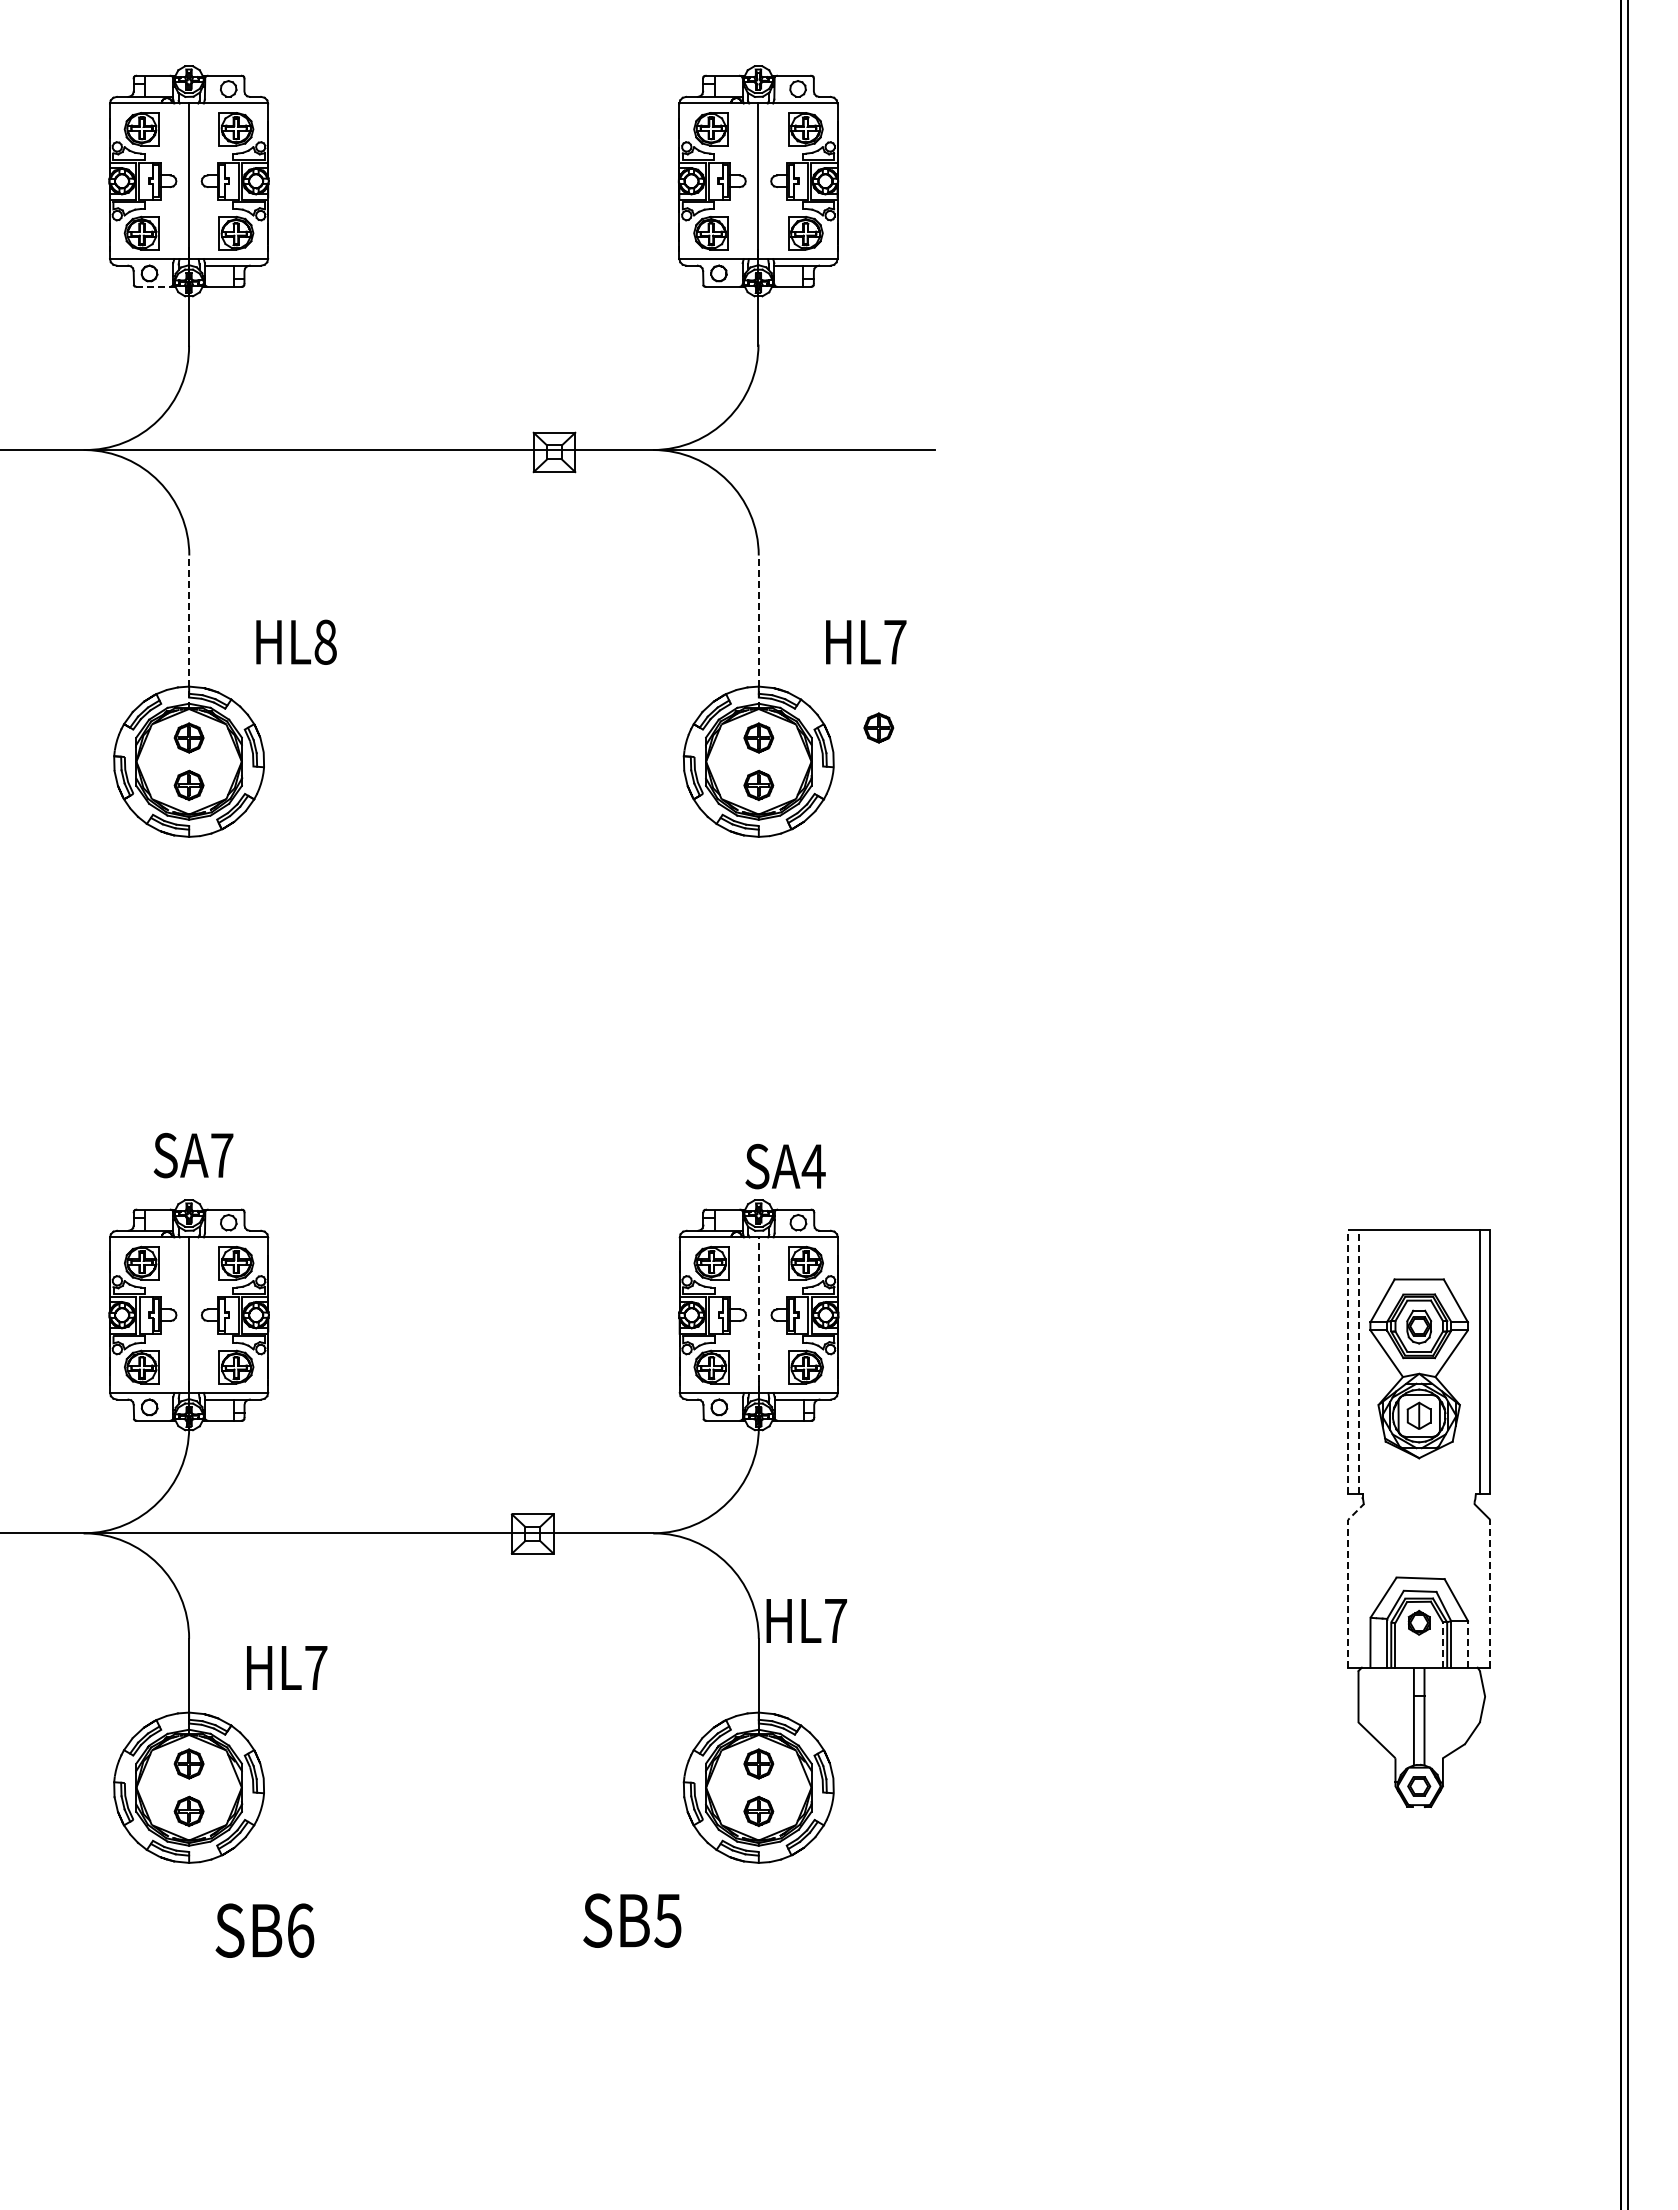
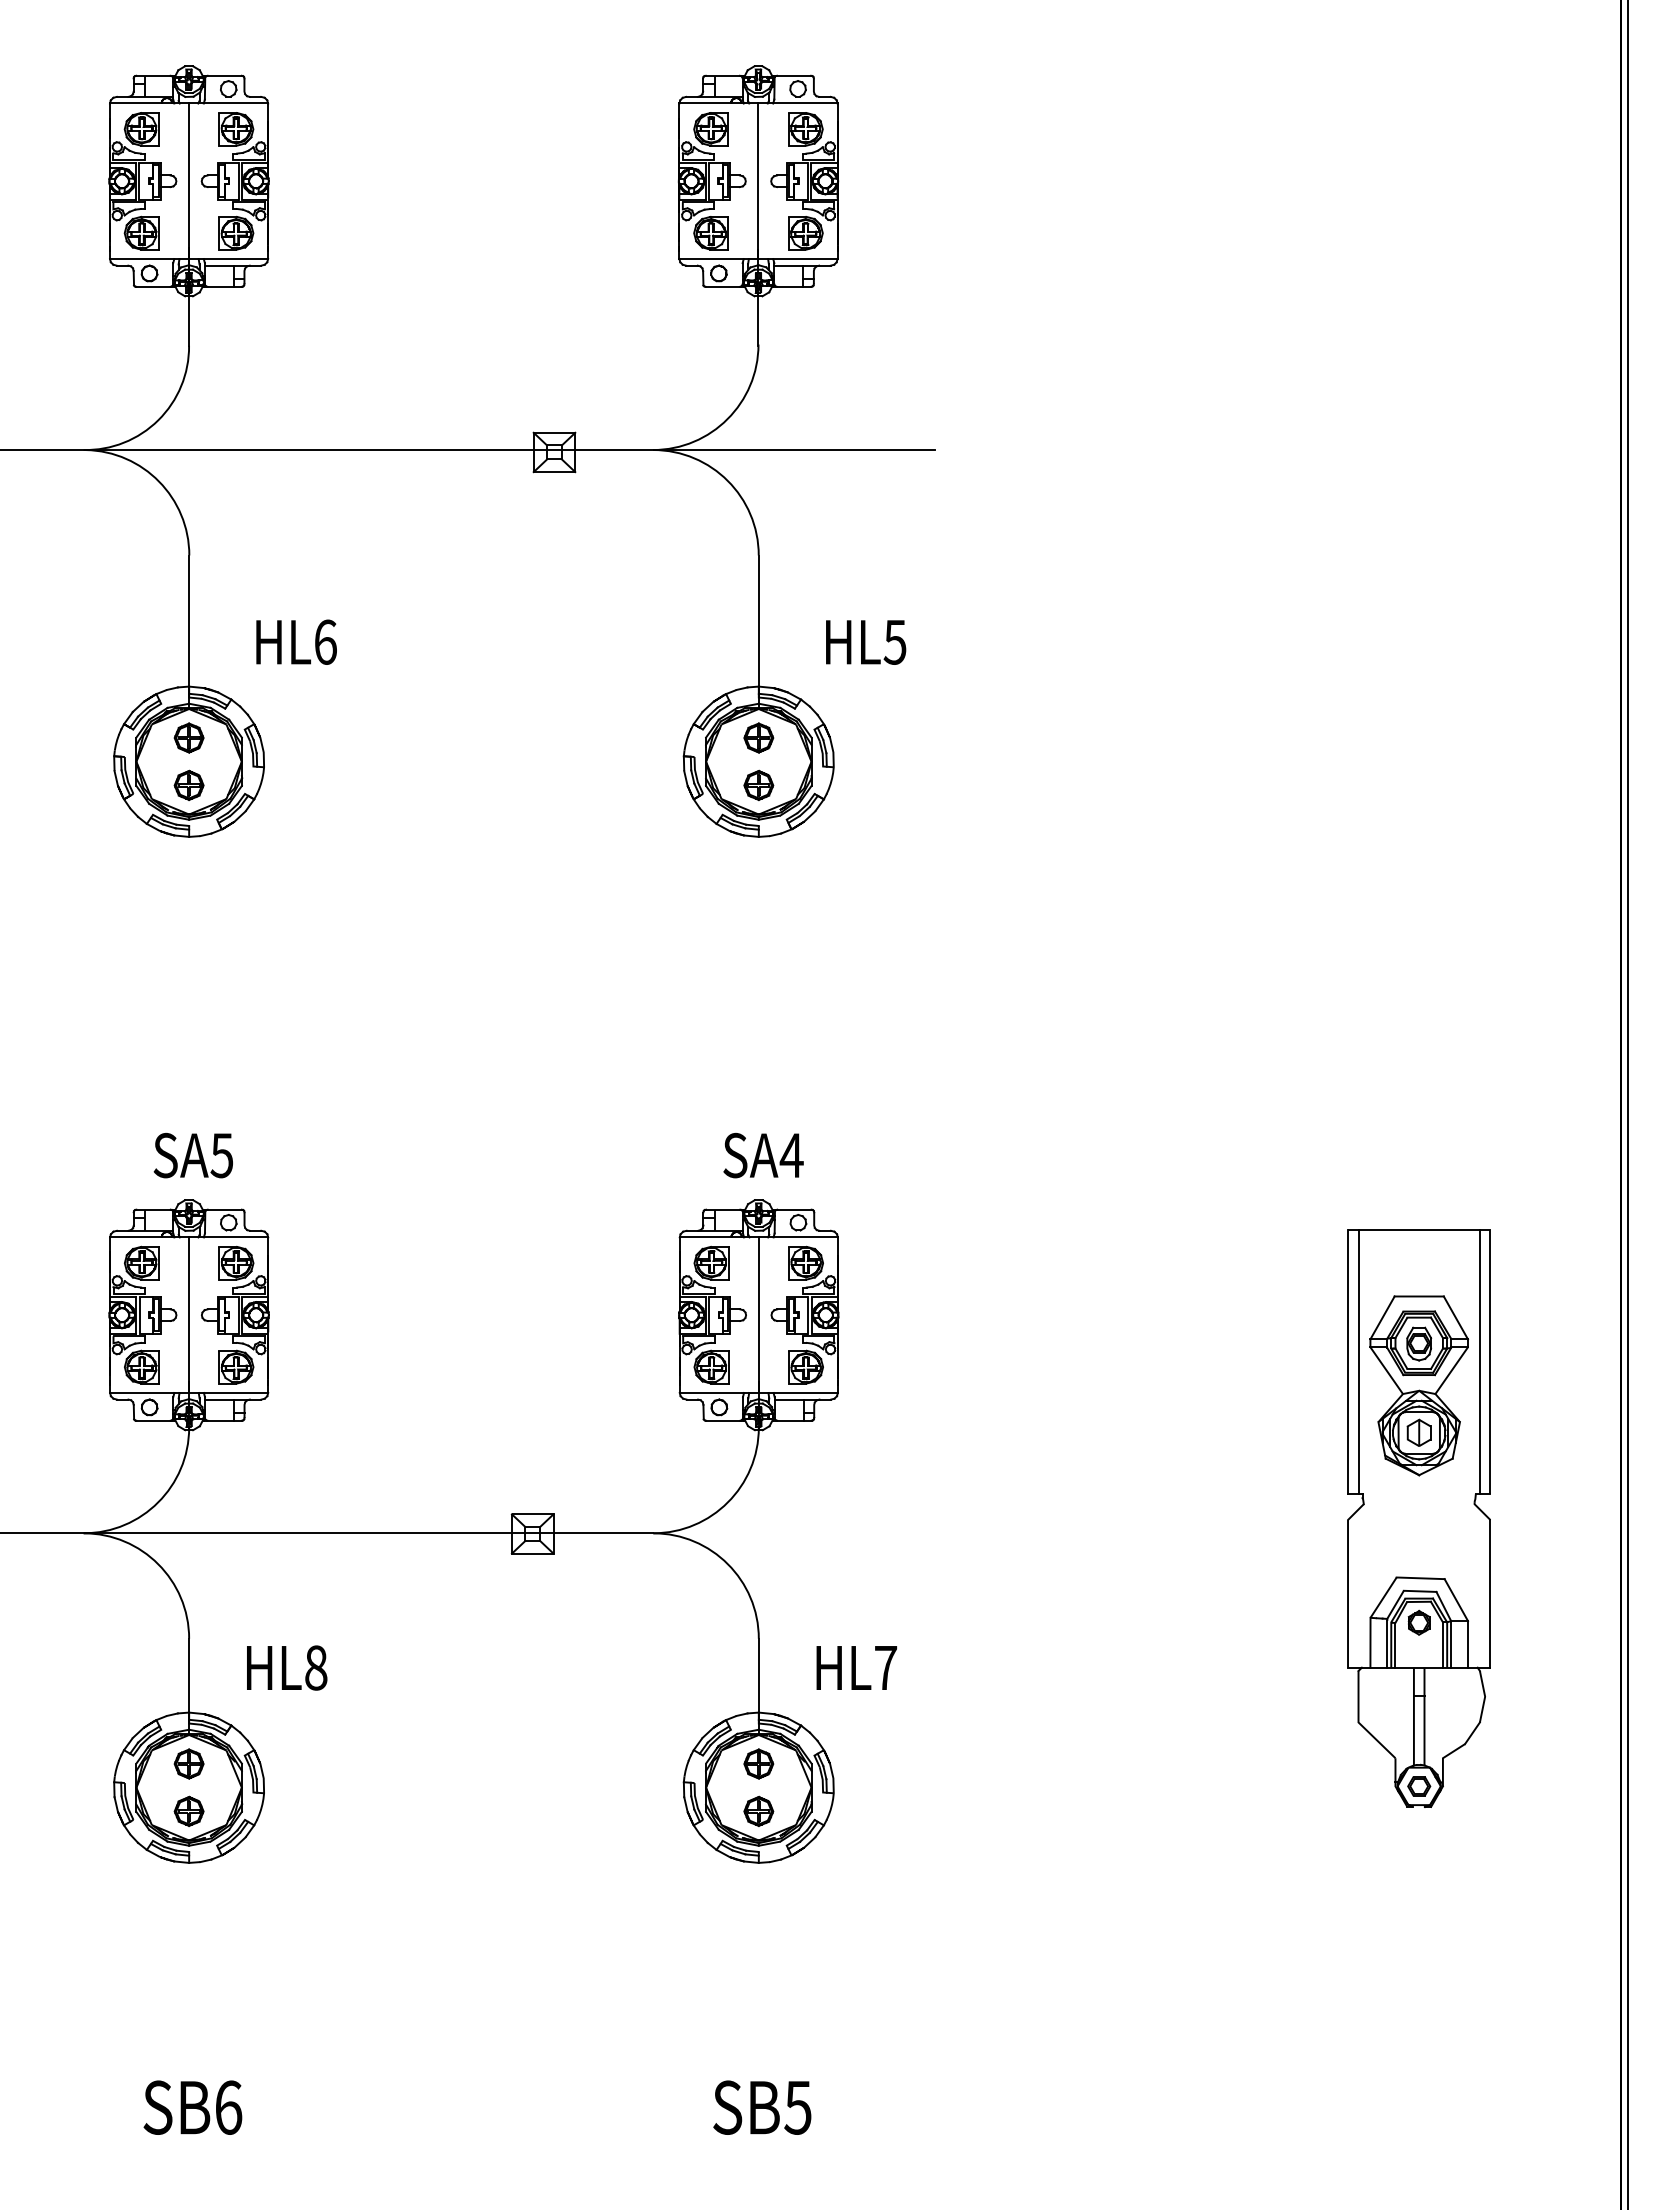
line: dashed -> solid (155, 286)
line: dashed -> solid (189, 632)
line: dashed -> solid (758, 632)
text: L8 -> L6 (325, 641)
text: L7 -> L5 (894, 642)
part: present -> none (878, 727)
text: SA7 -> SA5 (221, 1155)
text position: (785, 1166) -> (763, 1155) (763, 1155)
line: dashed -> solid (758, 1315)
line: dashed -> solid (1348, 1361)
line: dashed -> solid (1358, 1361)
part position: (1419, 1368) -> (1419, 1385) (1419, 1385)
line: dashed -> solid (1348, 1581)
line: dashed -> solid (1490, 1593)
text position: (806, 1620) -> (856, 1667) (856, 1667)
line: dashed -> solid (1468, 1643)
line: dashed -> solid (1442, 1645)
text: L7 -> L8 (316, 1667)
text position: (632, 1920) -> (762, 2107) (762, 2107)
text position: (264, 1930) -> (192, 2107) (192, 2107)
